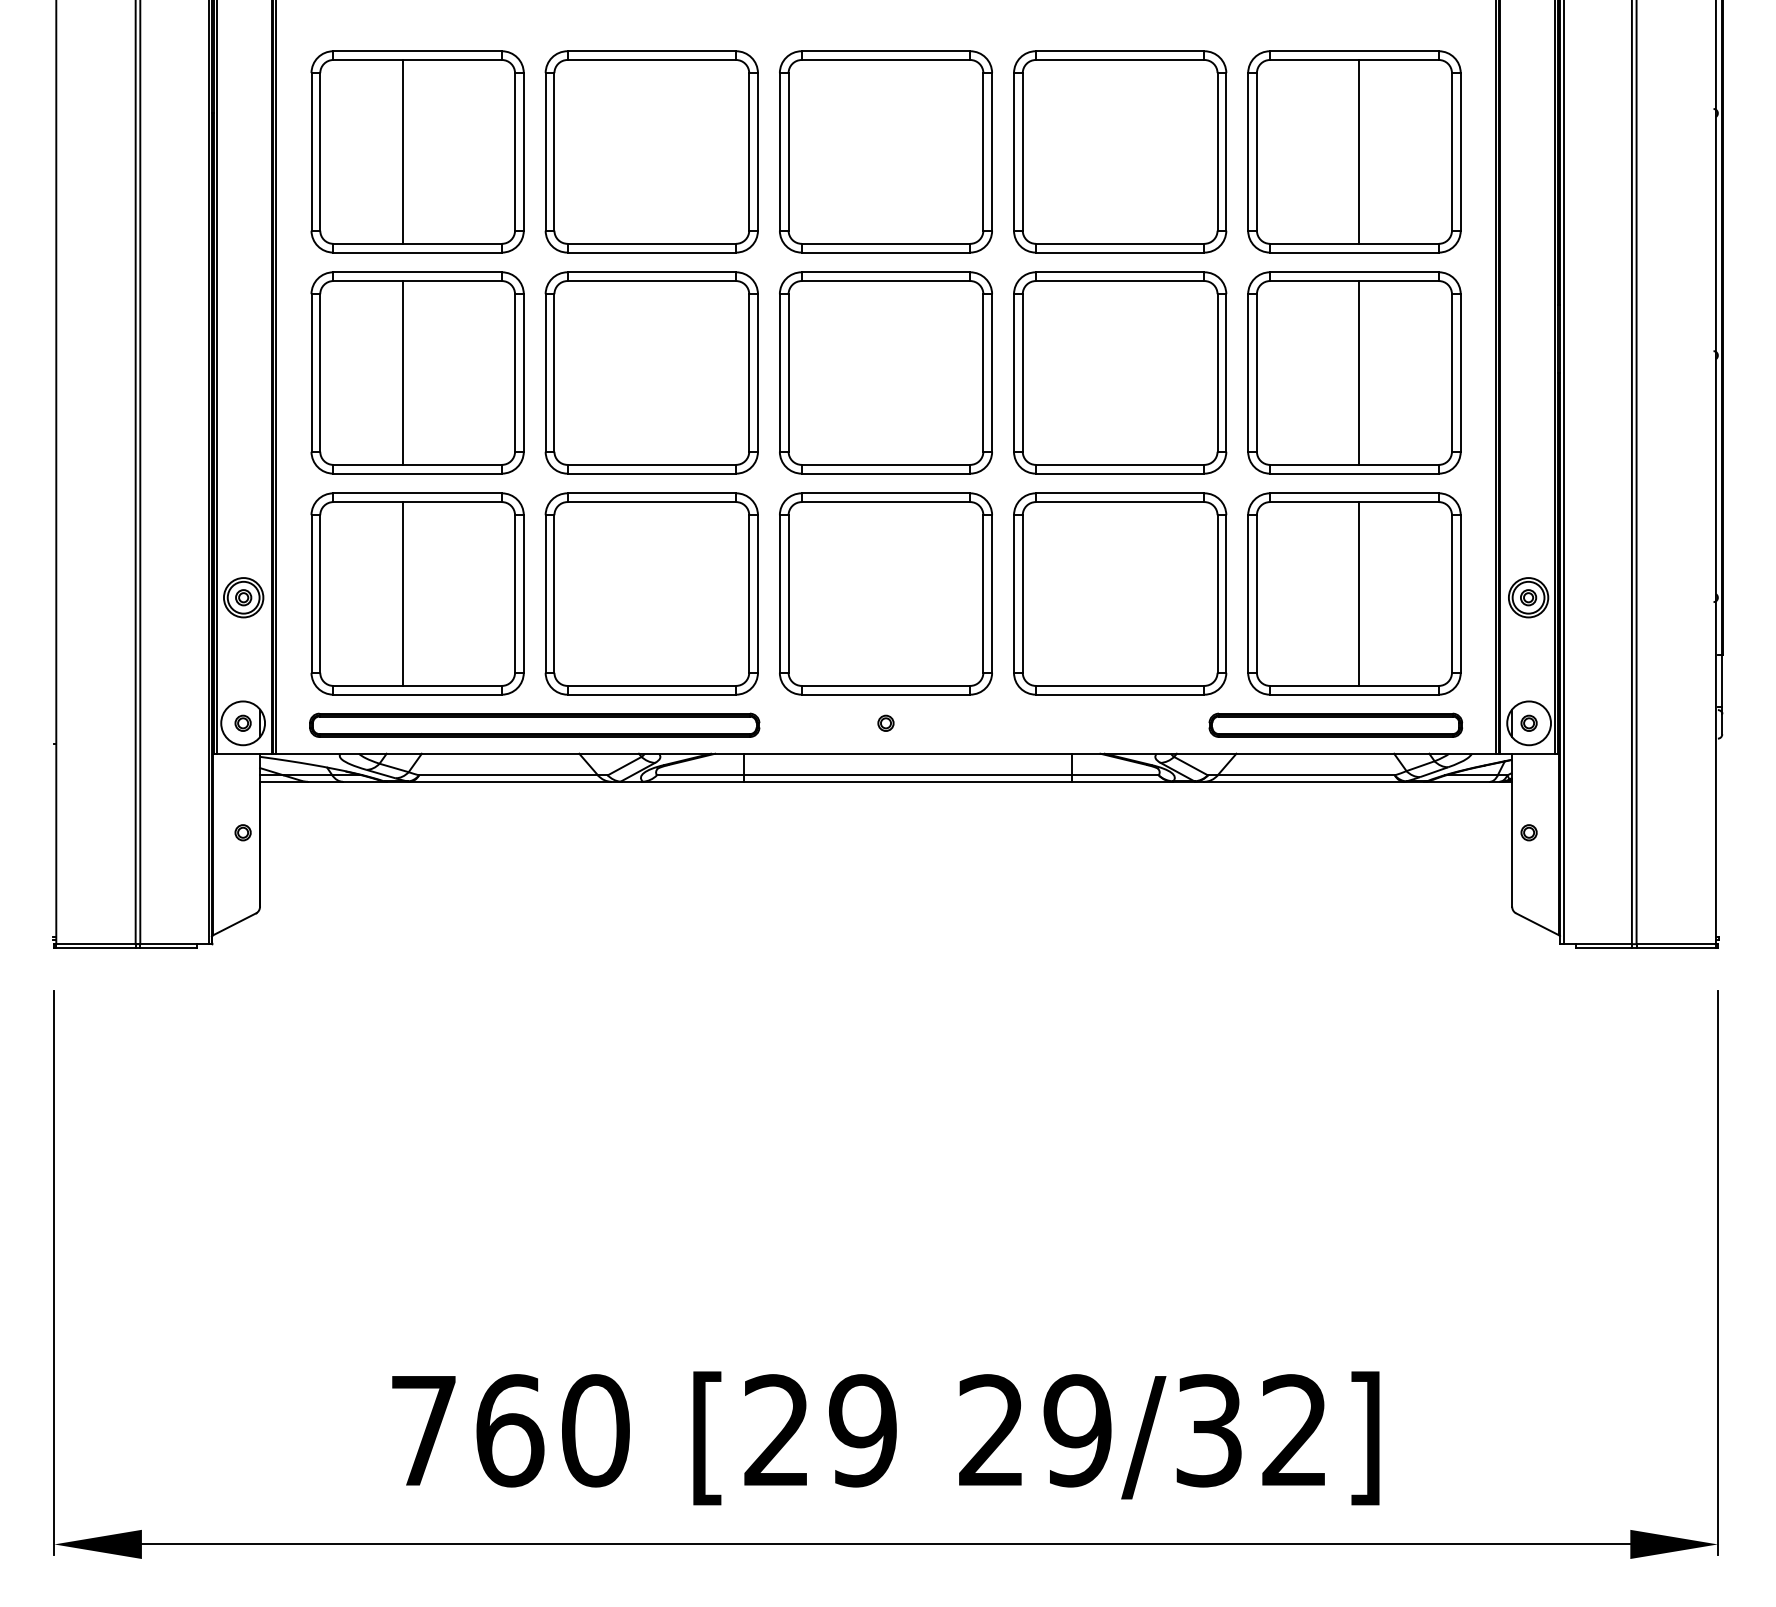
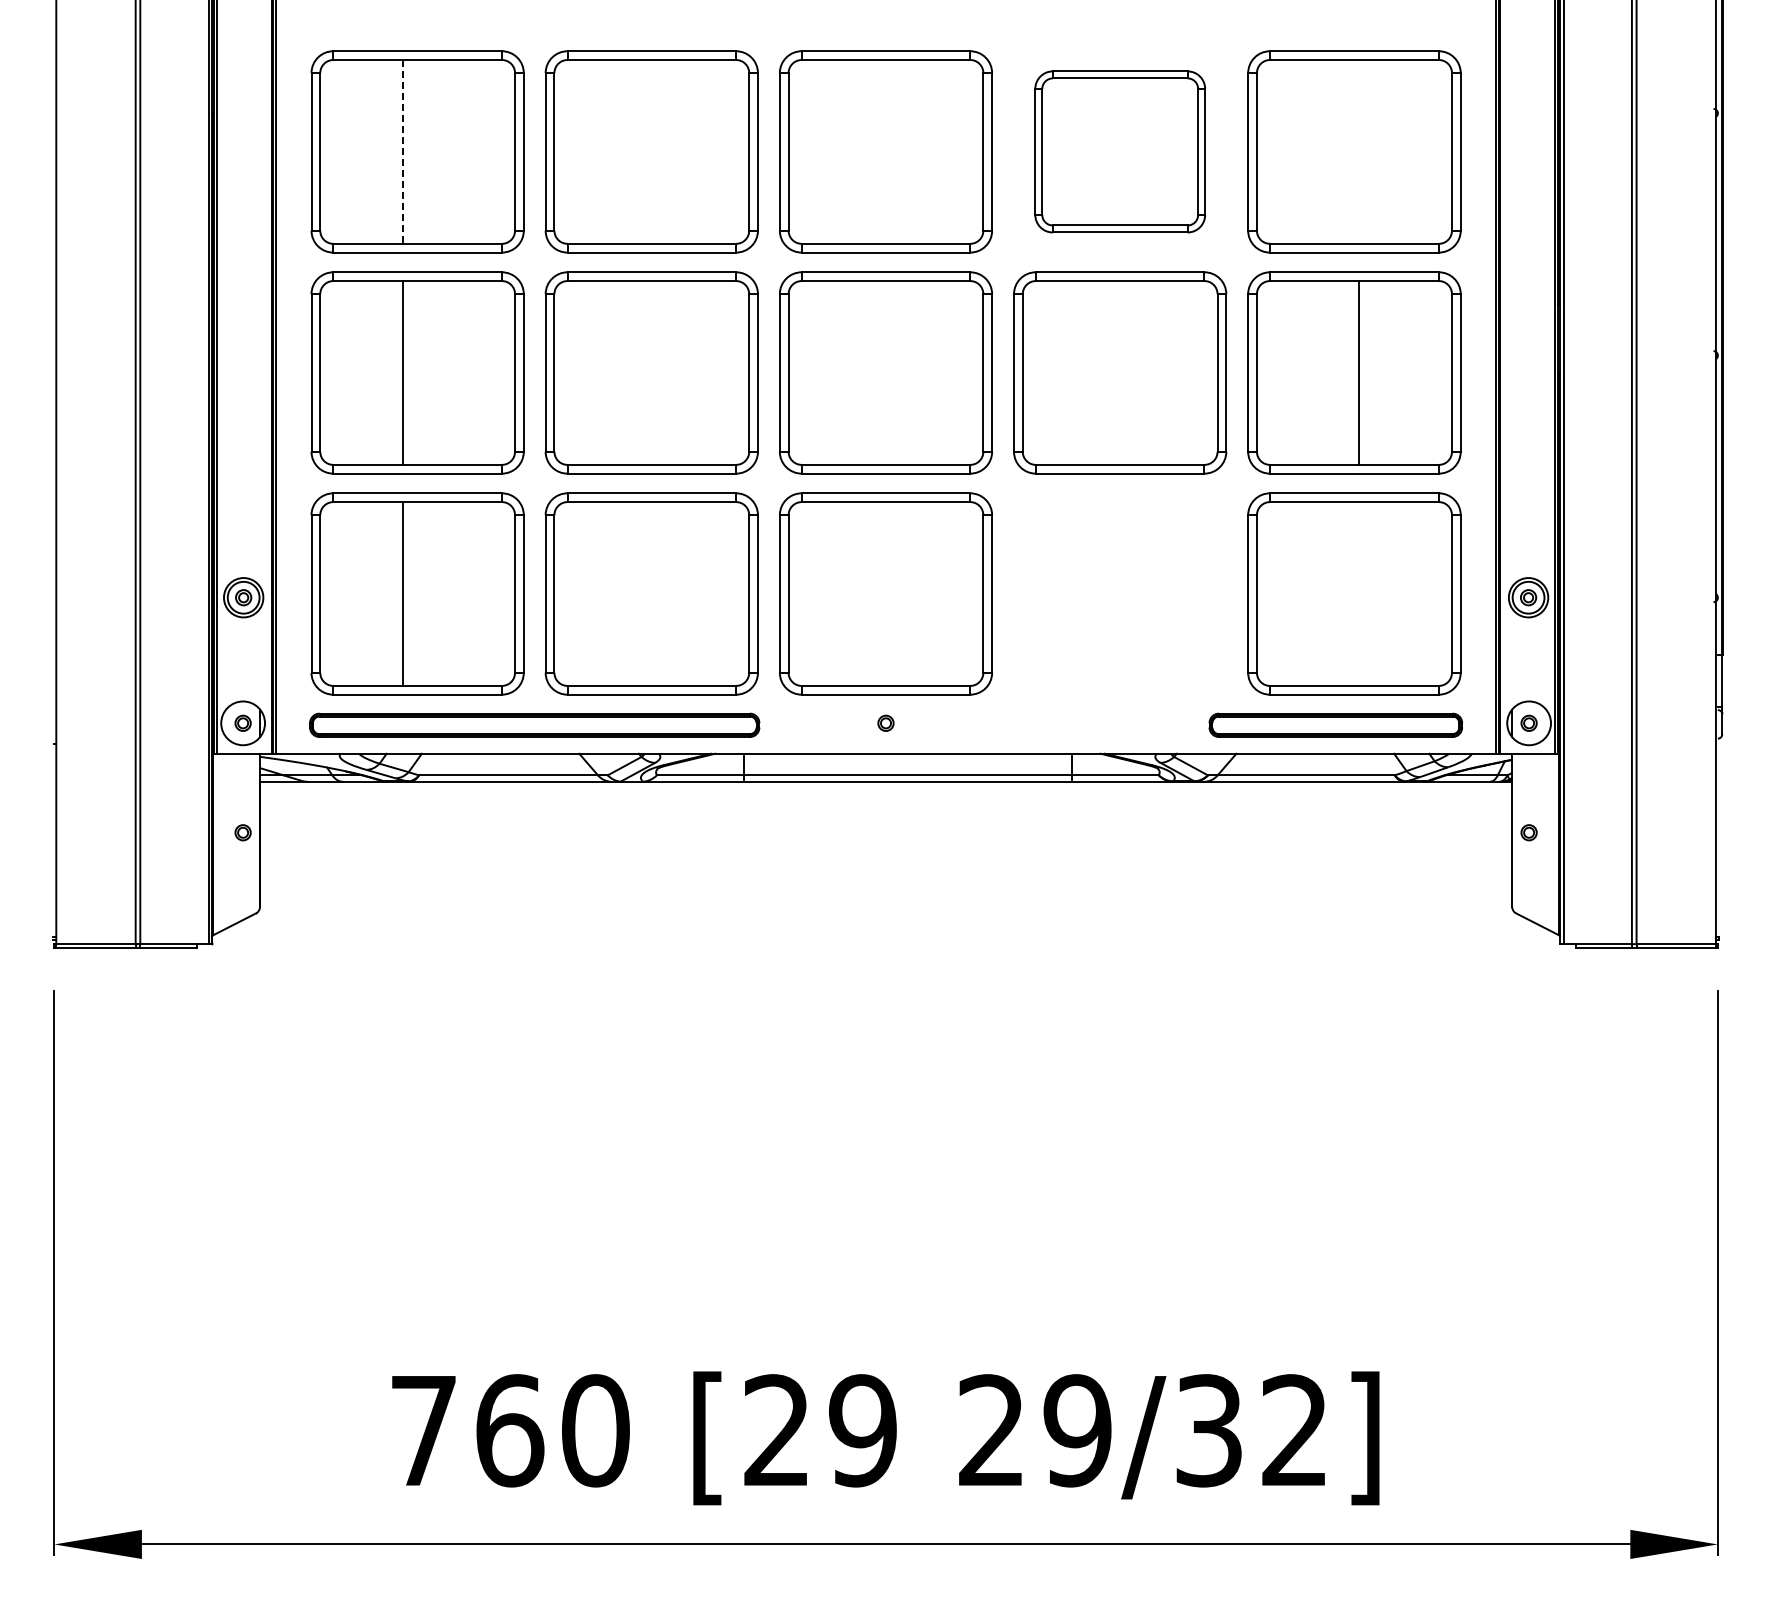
line: solid -> dashed (402, 151)
part size: 215x204 px -> 172x164 px (1119, 151)
line: present -> none (1358, 151)
part: present -> none (1120, 593)
line: present -> none (1358, 593)
